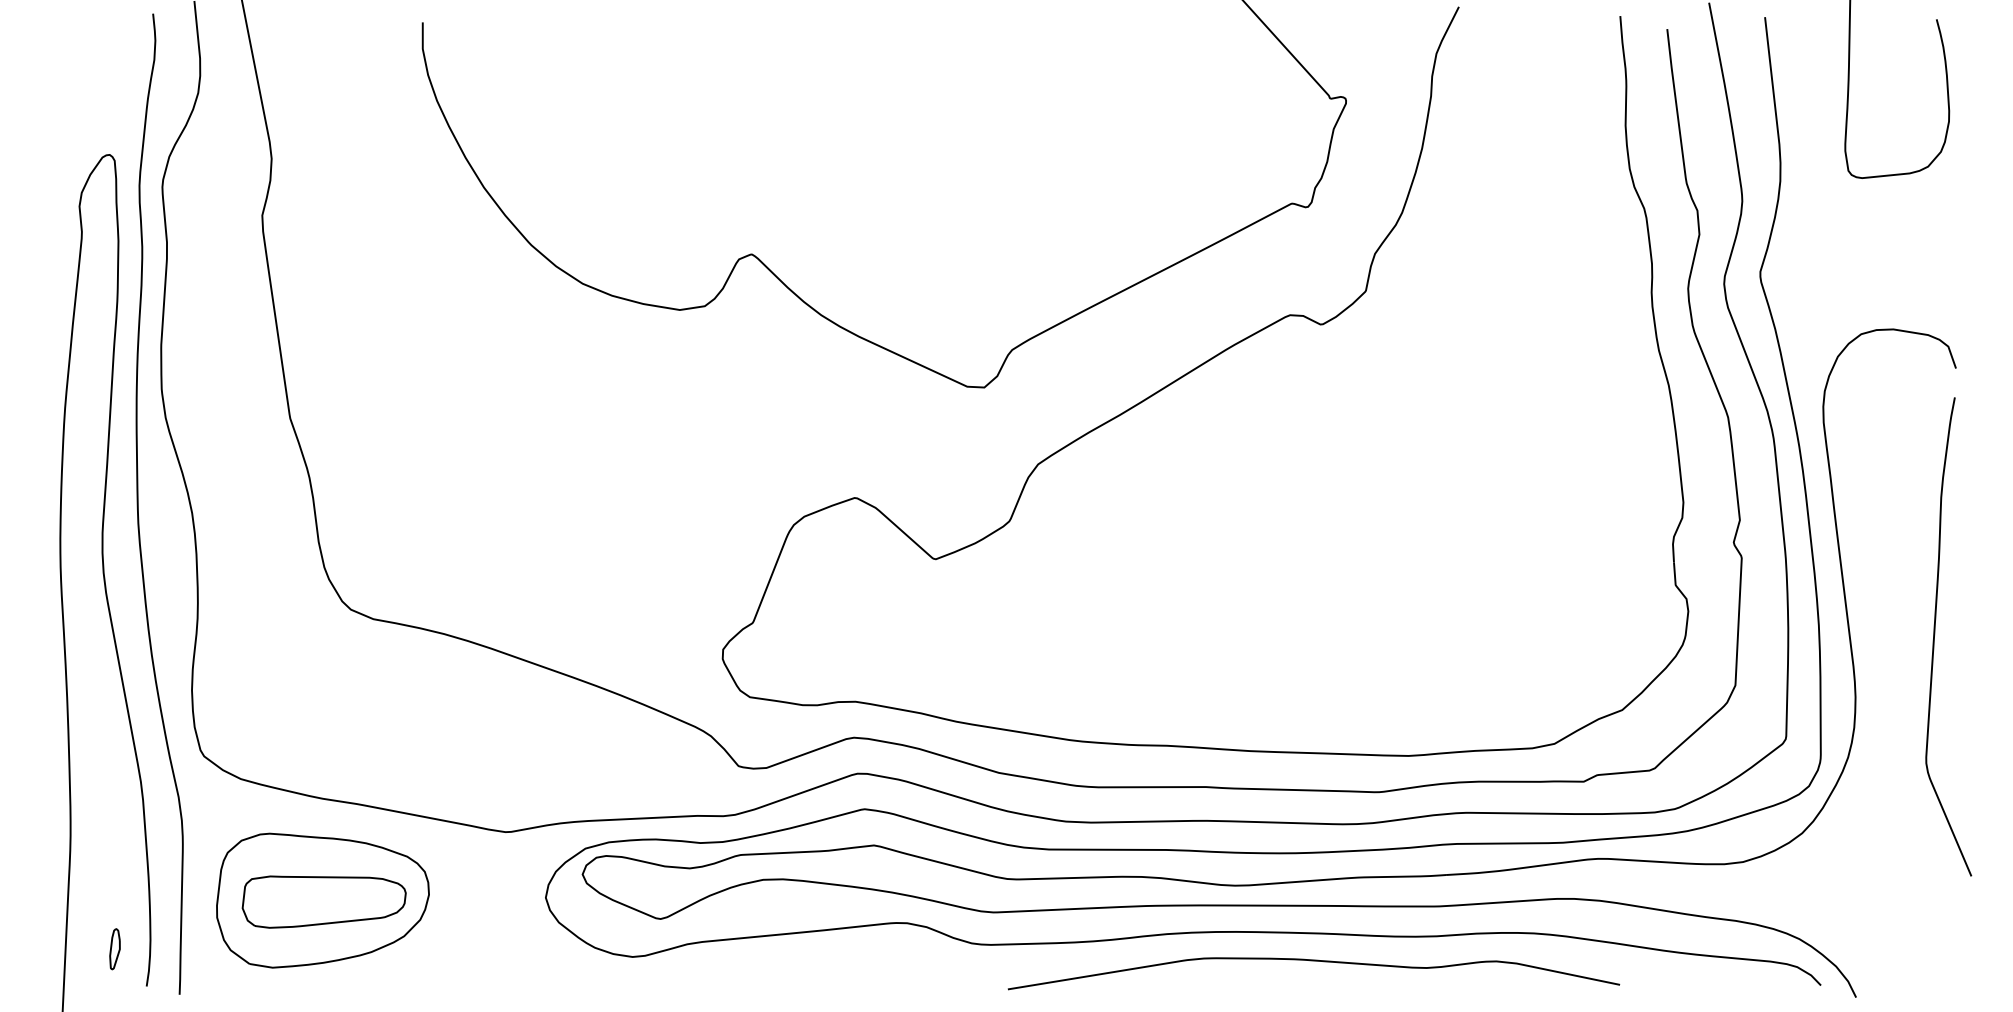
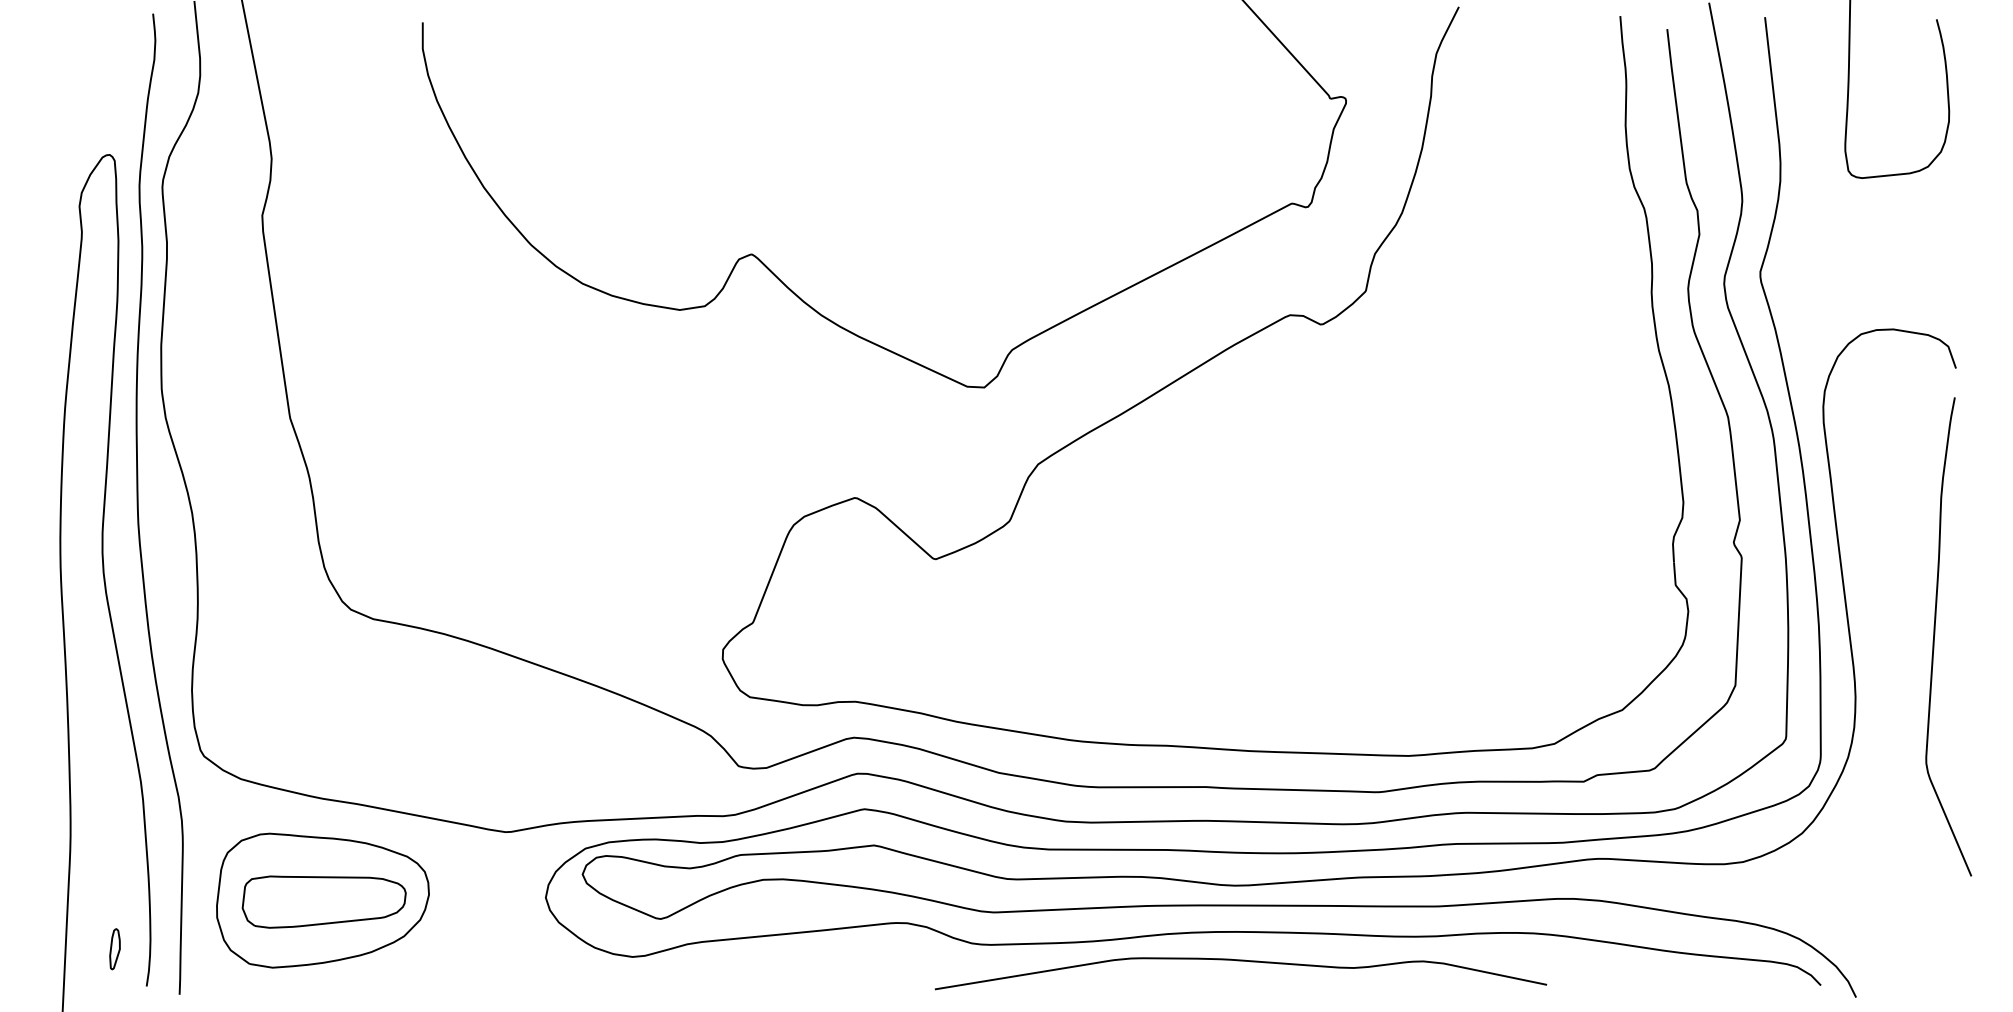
curve position: (1313, 961) -> (1240, 961) (1240, 961)
